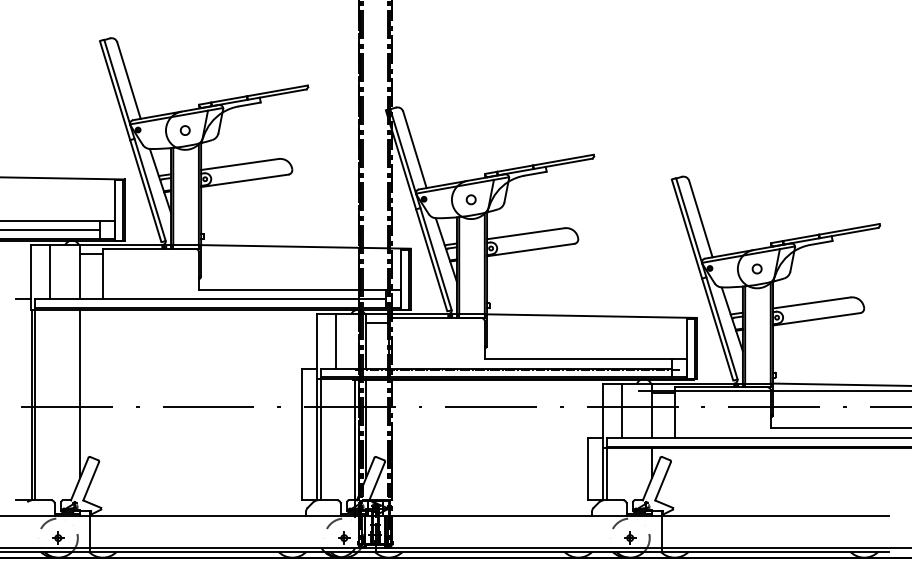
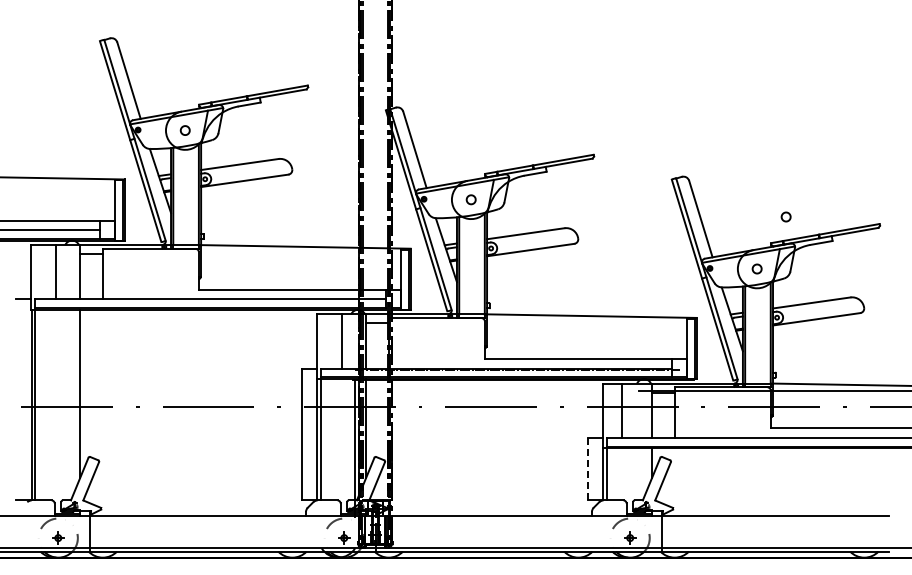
part: none -> present (785, 216)
line position: (50, 272) -> (56, 272) (56, 272)
line position: (336, 341) -> (342, 341) (342, 341)
line: solid -> dashed (588, 468)
